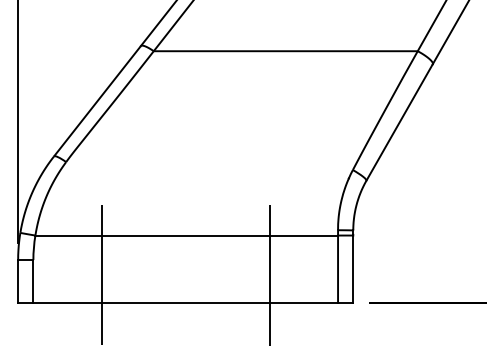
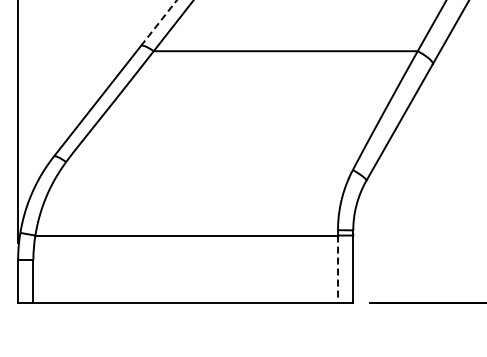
line: solid -> dashed (158, 23)
line: solid -> dashed (338, 269)
line: present -> none (101, 274)
line: present -> none (269, 274)
